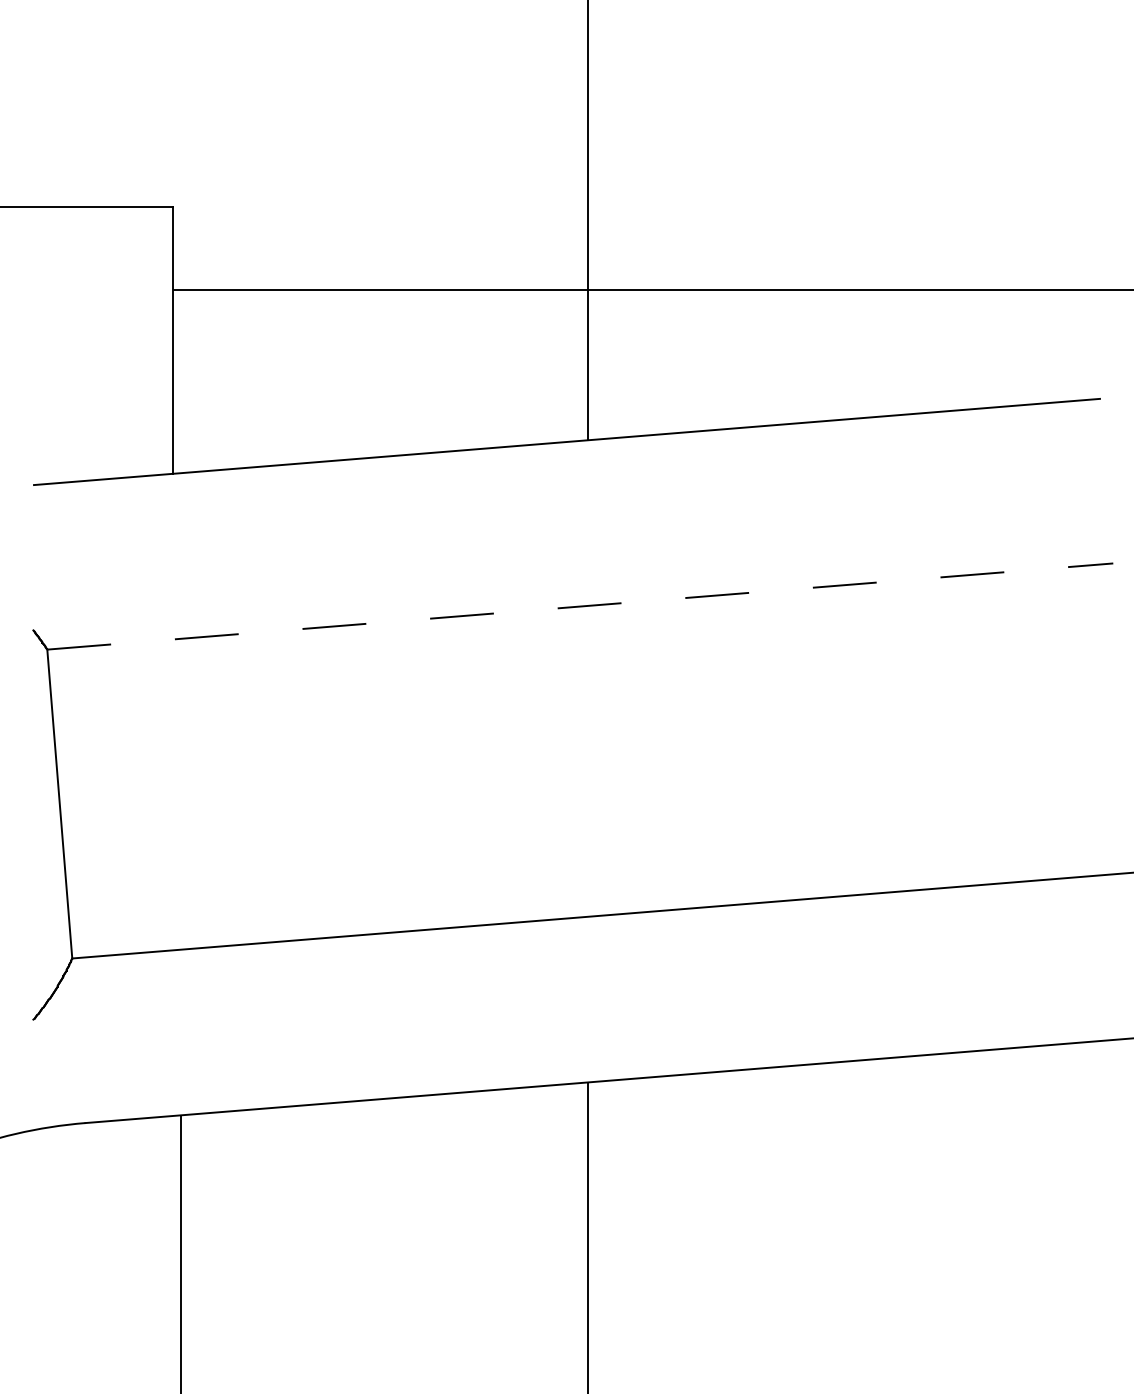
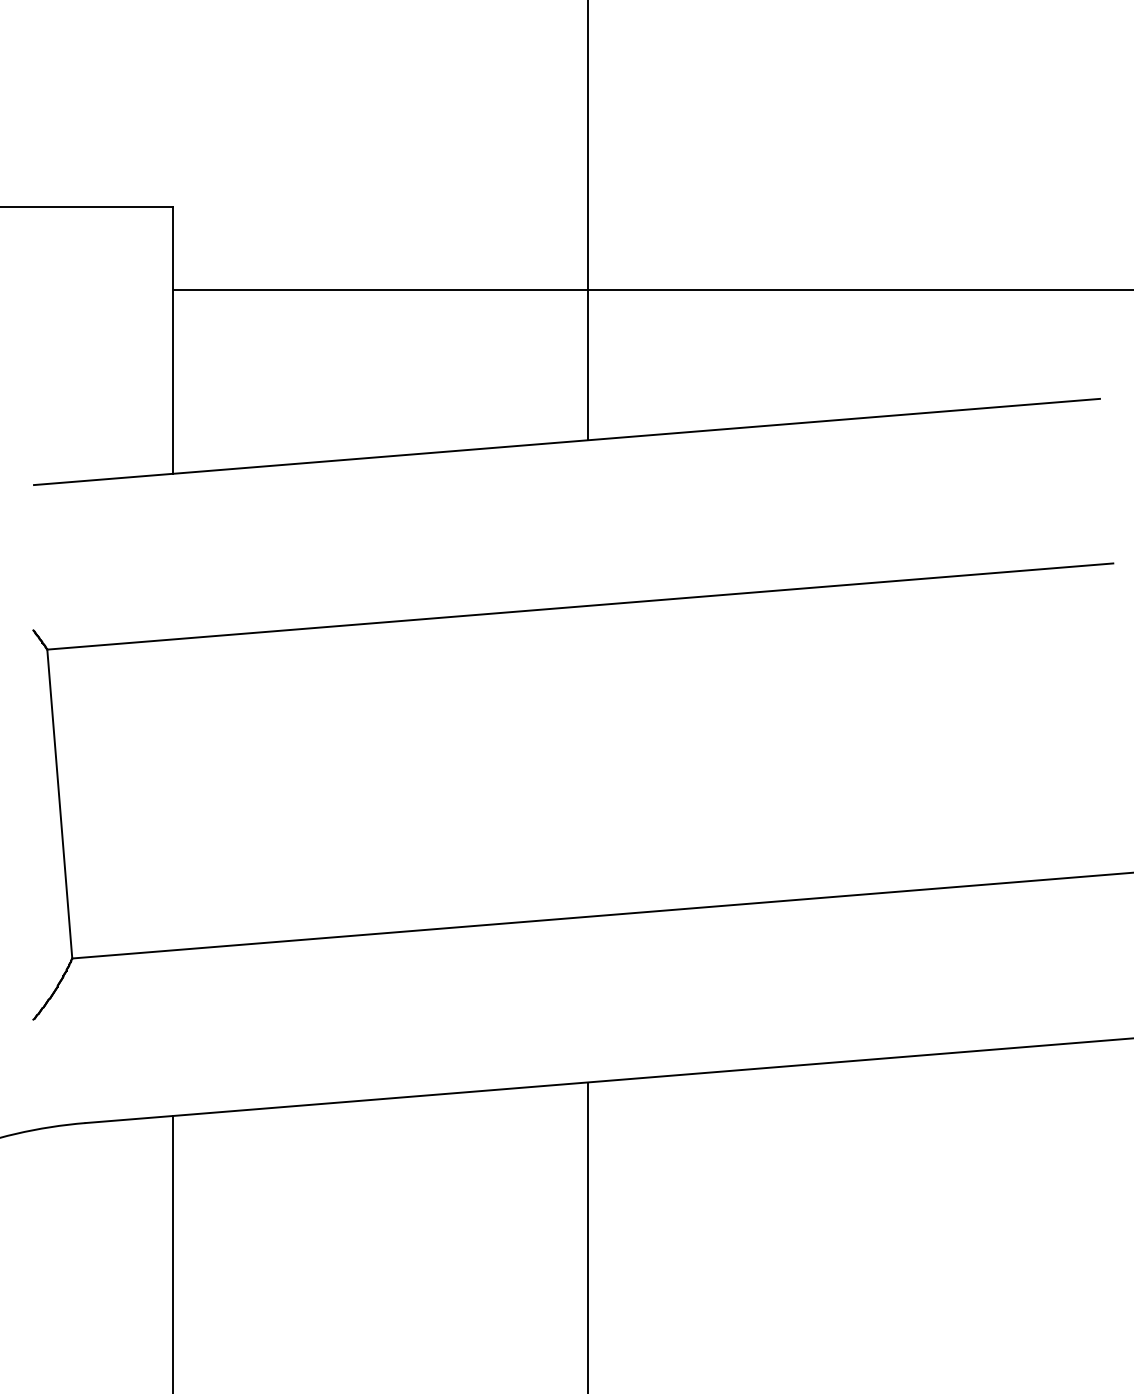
line: dashed -> solid (580, 606)
line position: (180, 1253) -> (172, 1253) (172, 1253)
